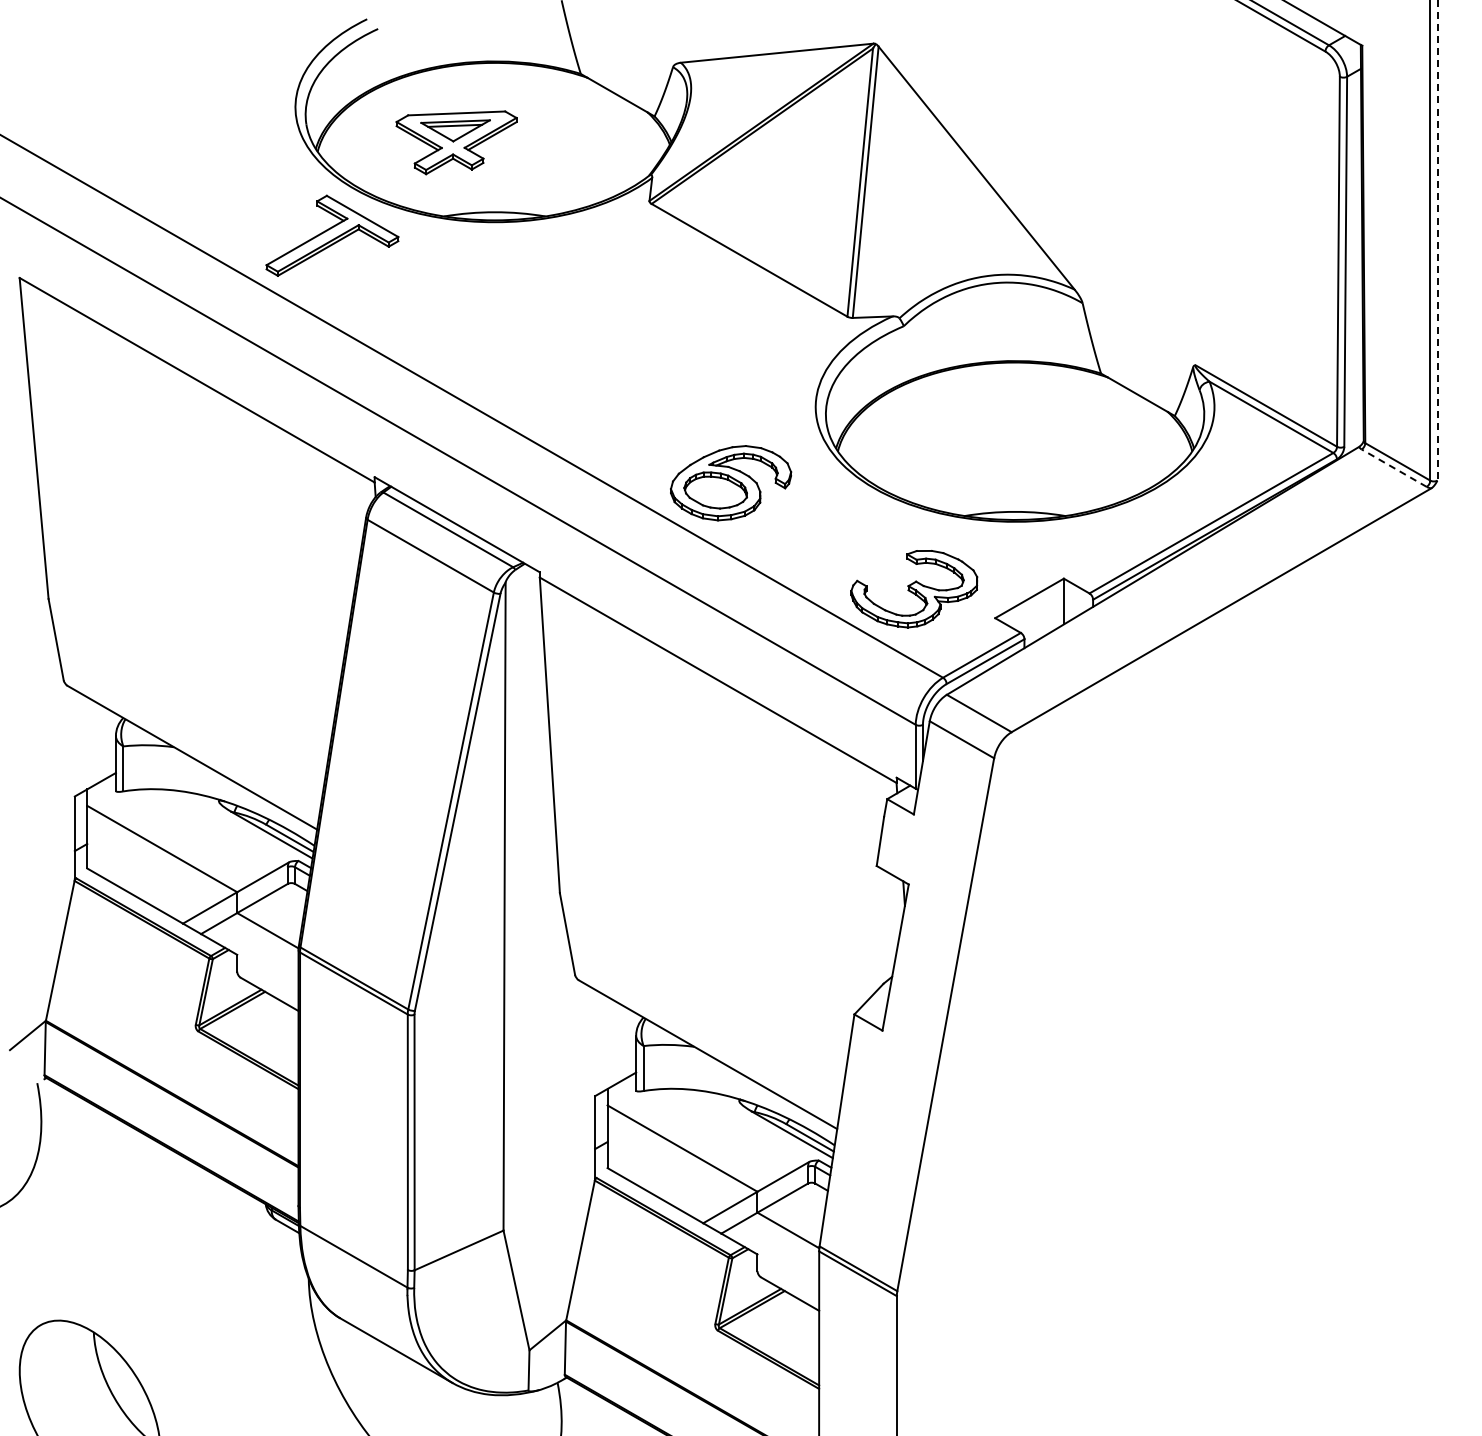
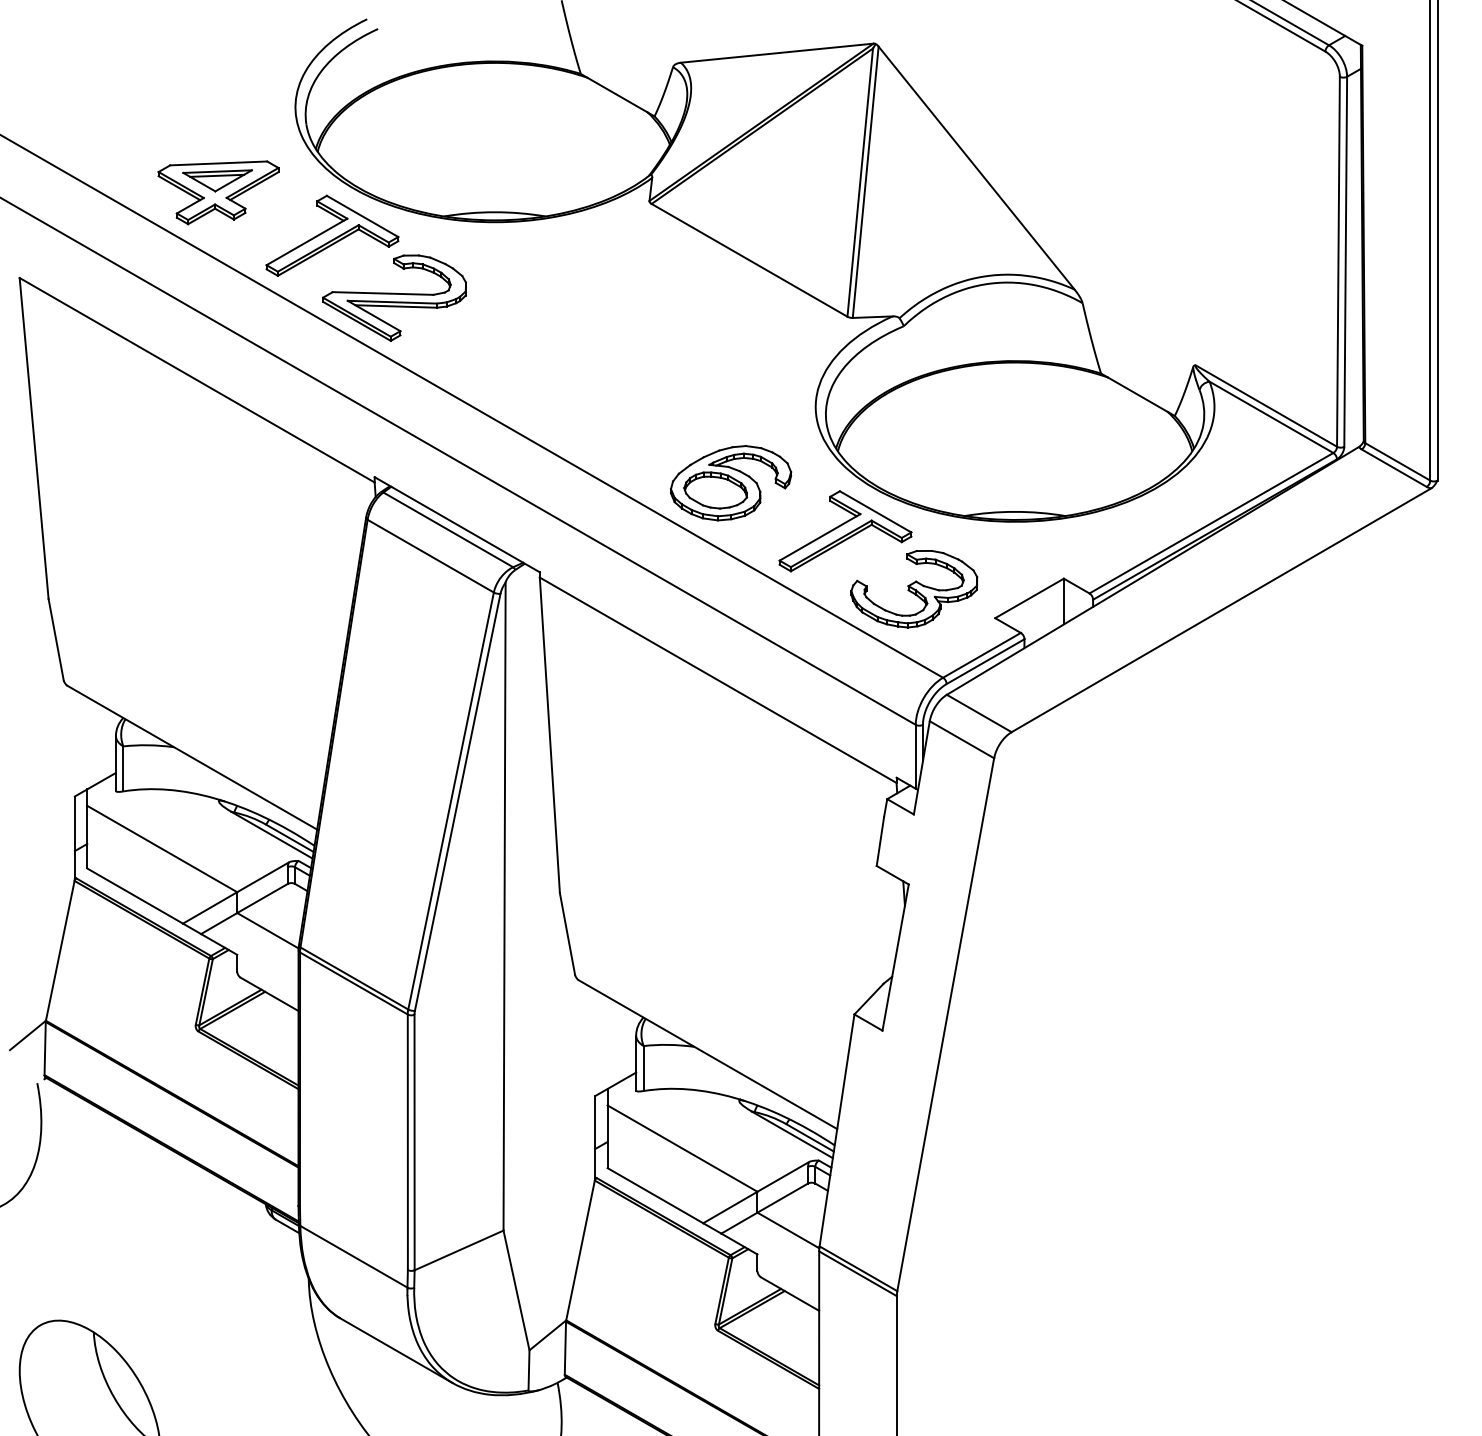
part position: (456, 142) -> (218, 192) (218, 192)
line: dashed -> solid (1437, 240)
part: none -> present (394, 297)
line: dashed -> solid (1394, 468)
part: none -> present (845, 531)
